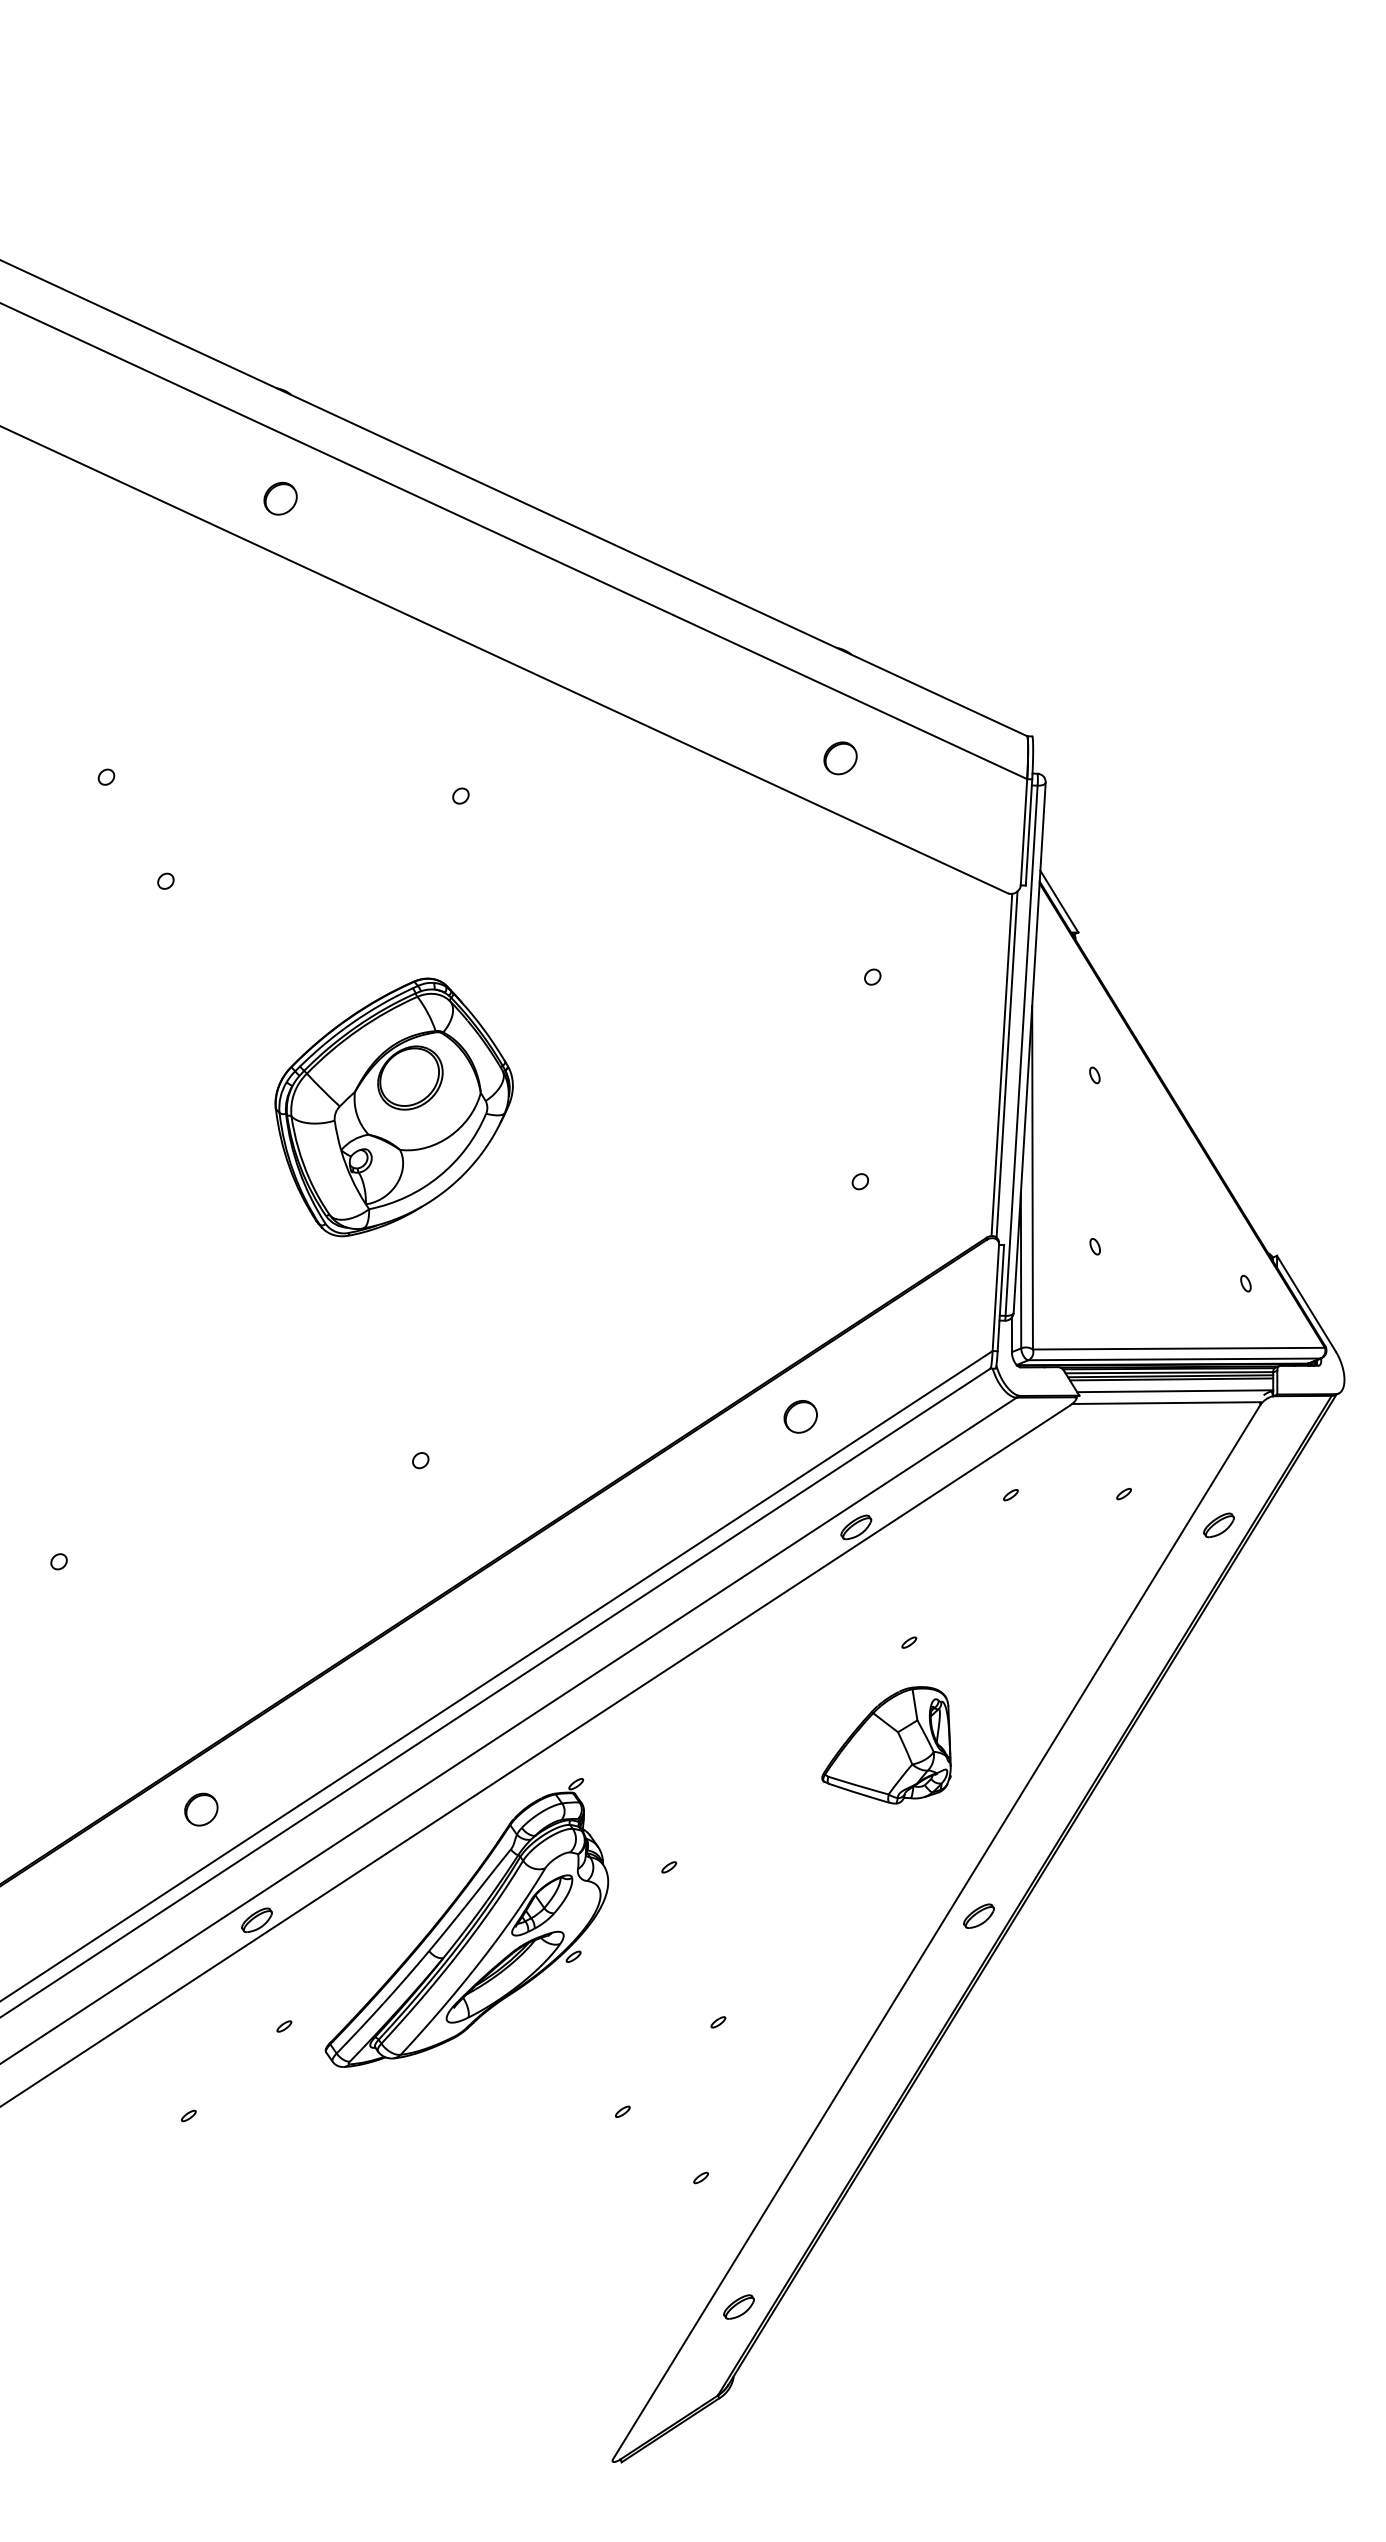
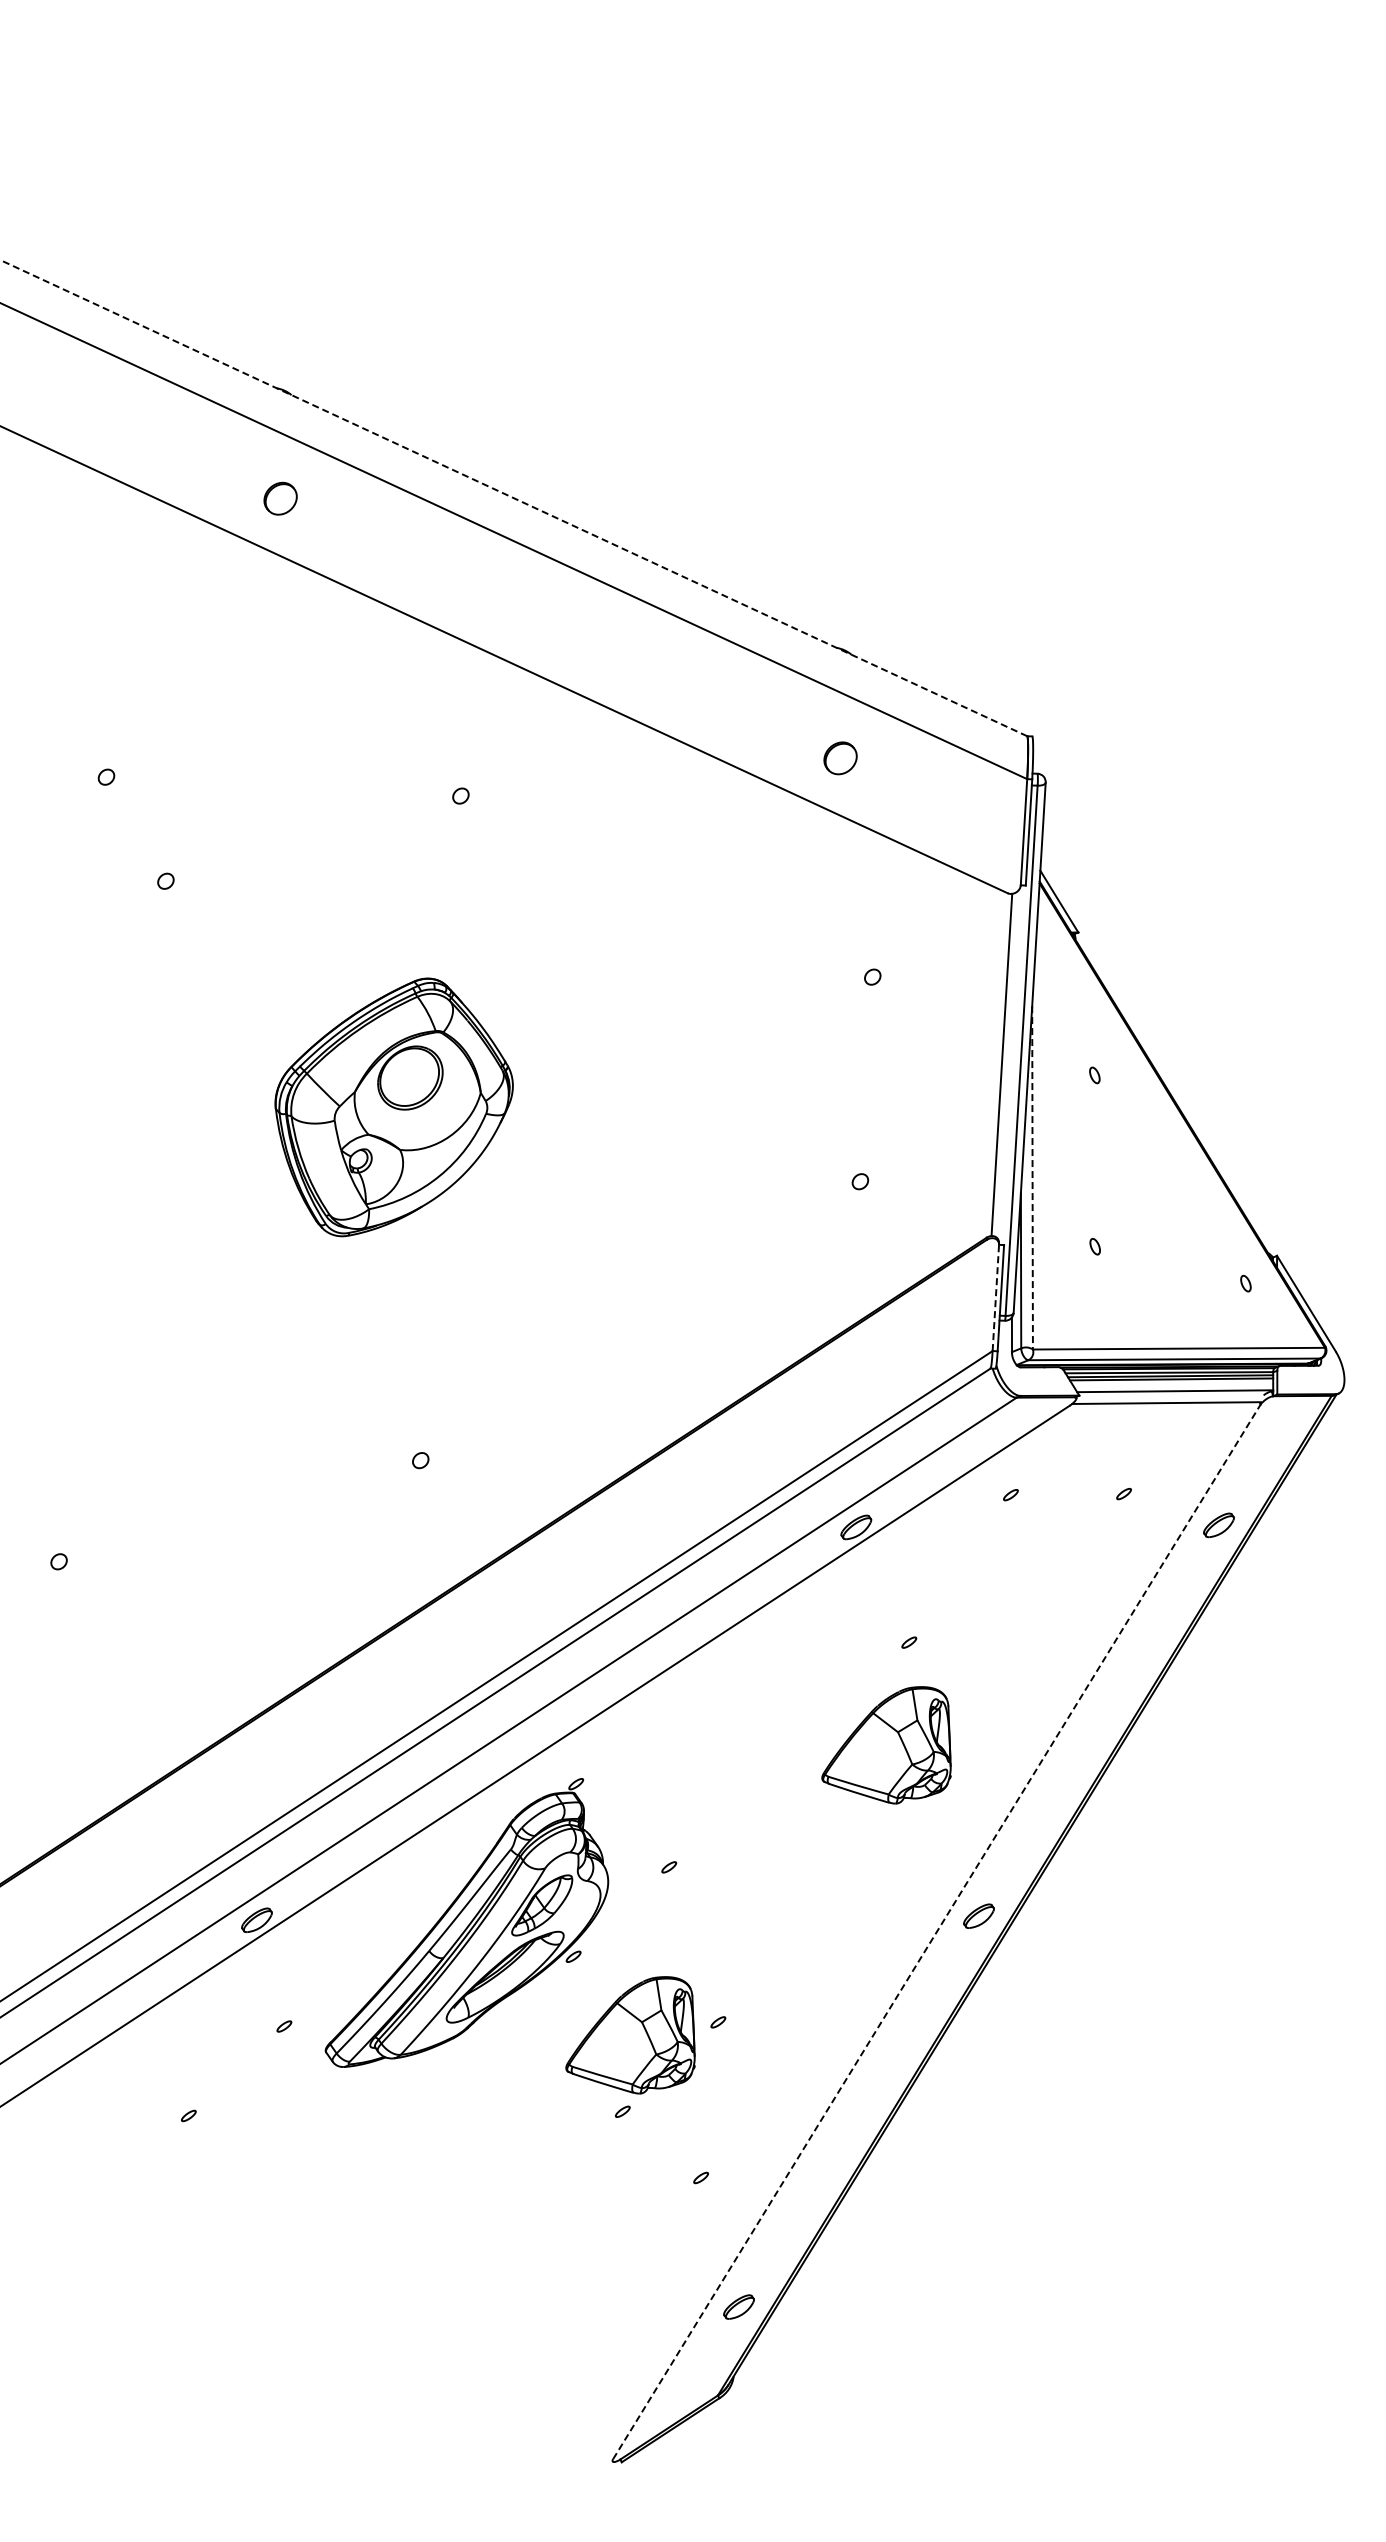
line: solid -> dashed (513, 497)
line: present -> none (1006, 1064)
line: solid -> dashed (1032, 1177)
line: solid -> dashed (995, 1297)
part: present -> none (800, 1416)
part: present -> none (201, 1809)
line: solid -> dashed (936, 1931)
part: none -> present (630, 2035)
